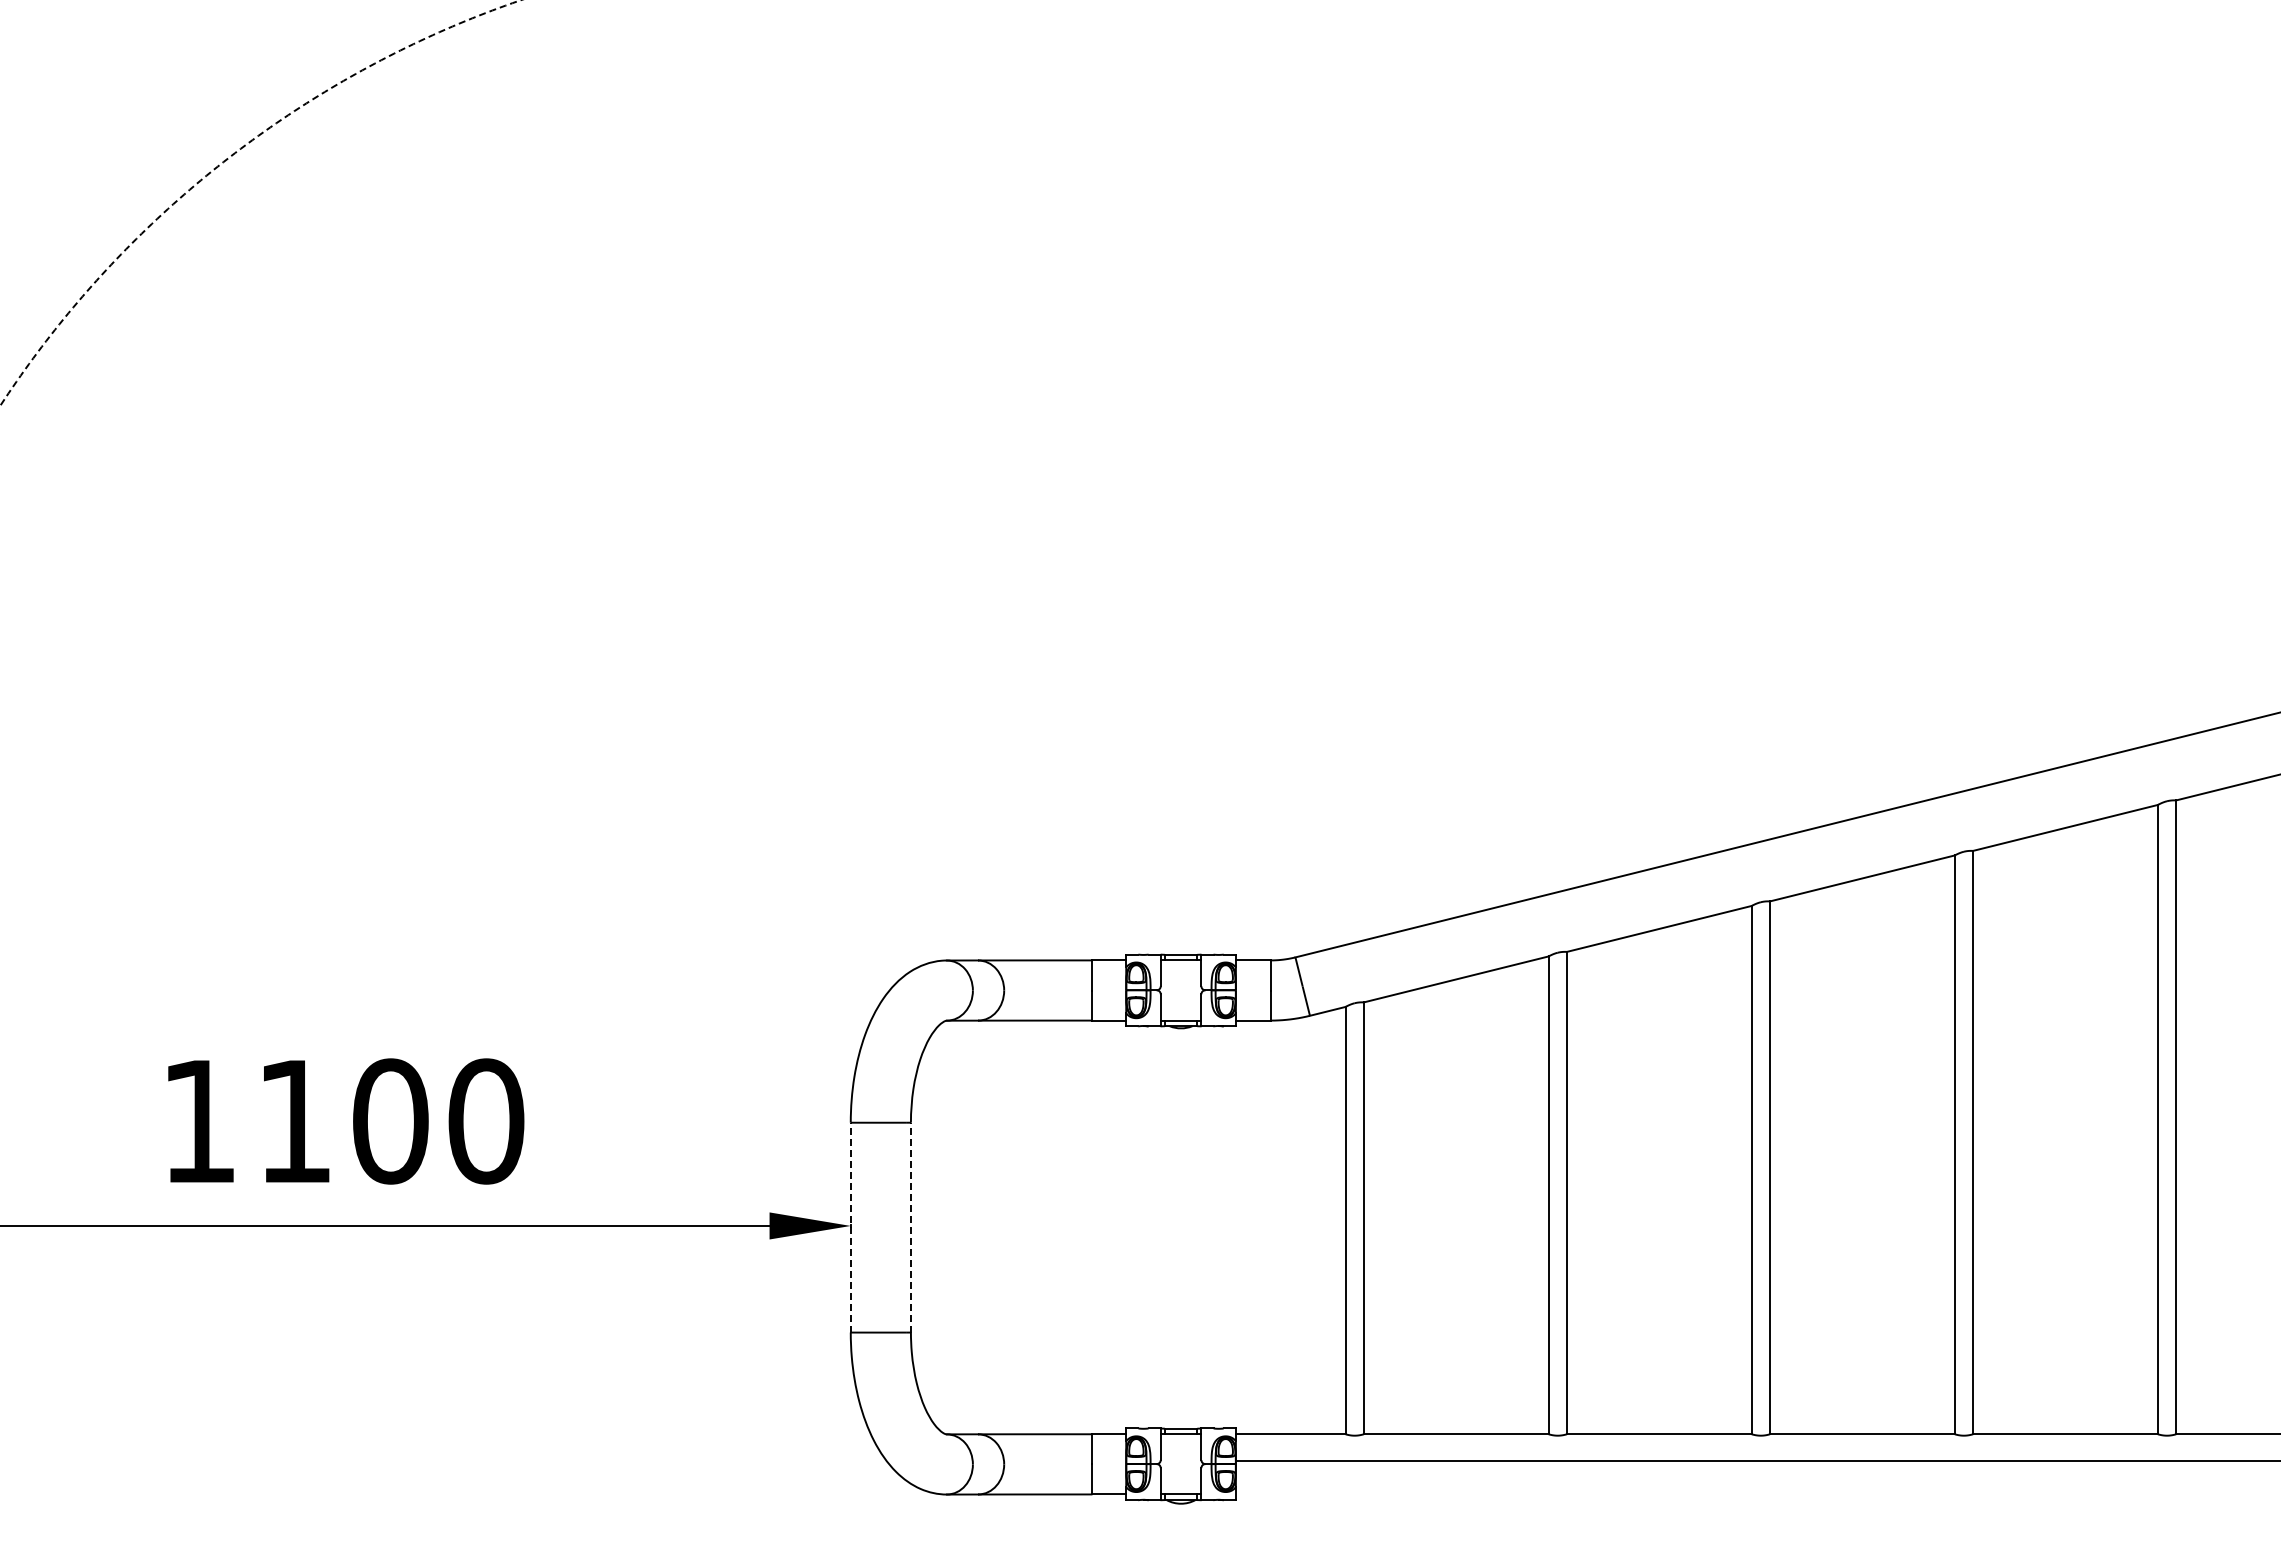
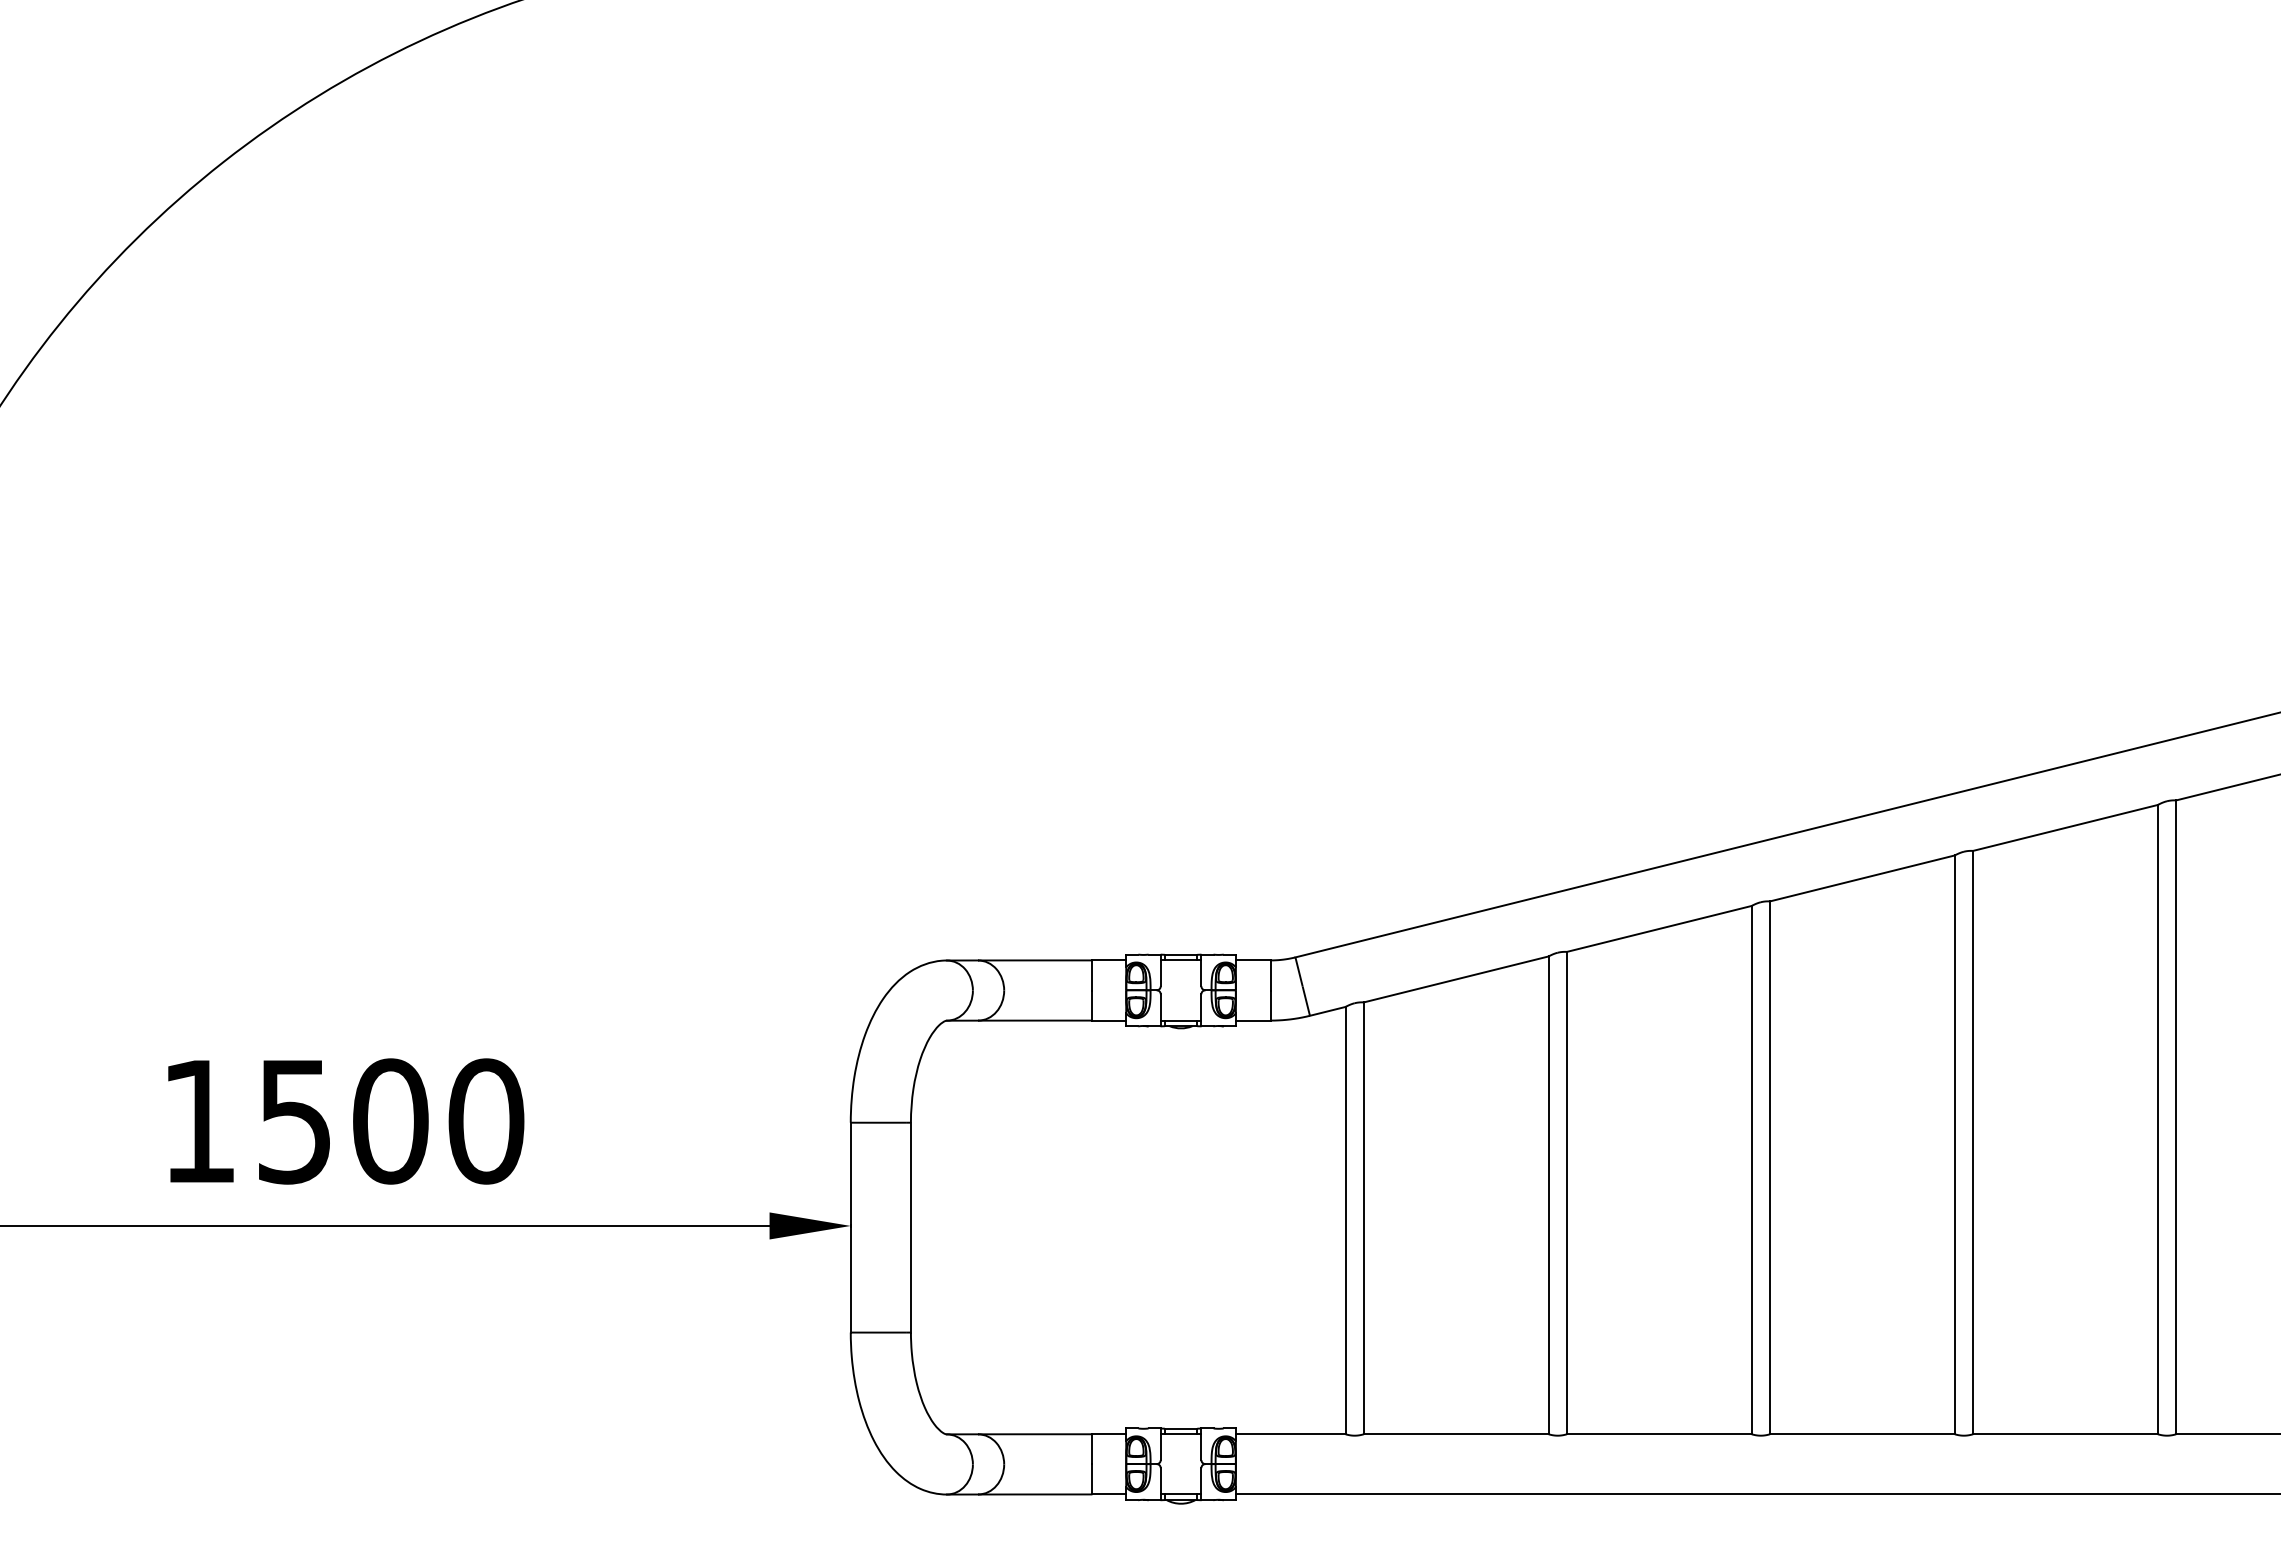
arc: dashed -> solid (225, 160)
text: 1100 -> 1500 (294, 1122)
line: dashed -> solid (850, 1227)
line: dashed -> solid (910, 1227)
line position: (1756, 1461) -> (1756, 1494) (1756, 1494)
